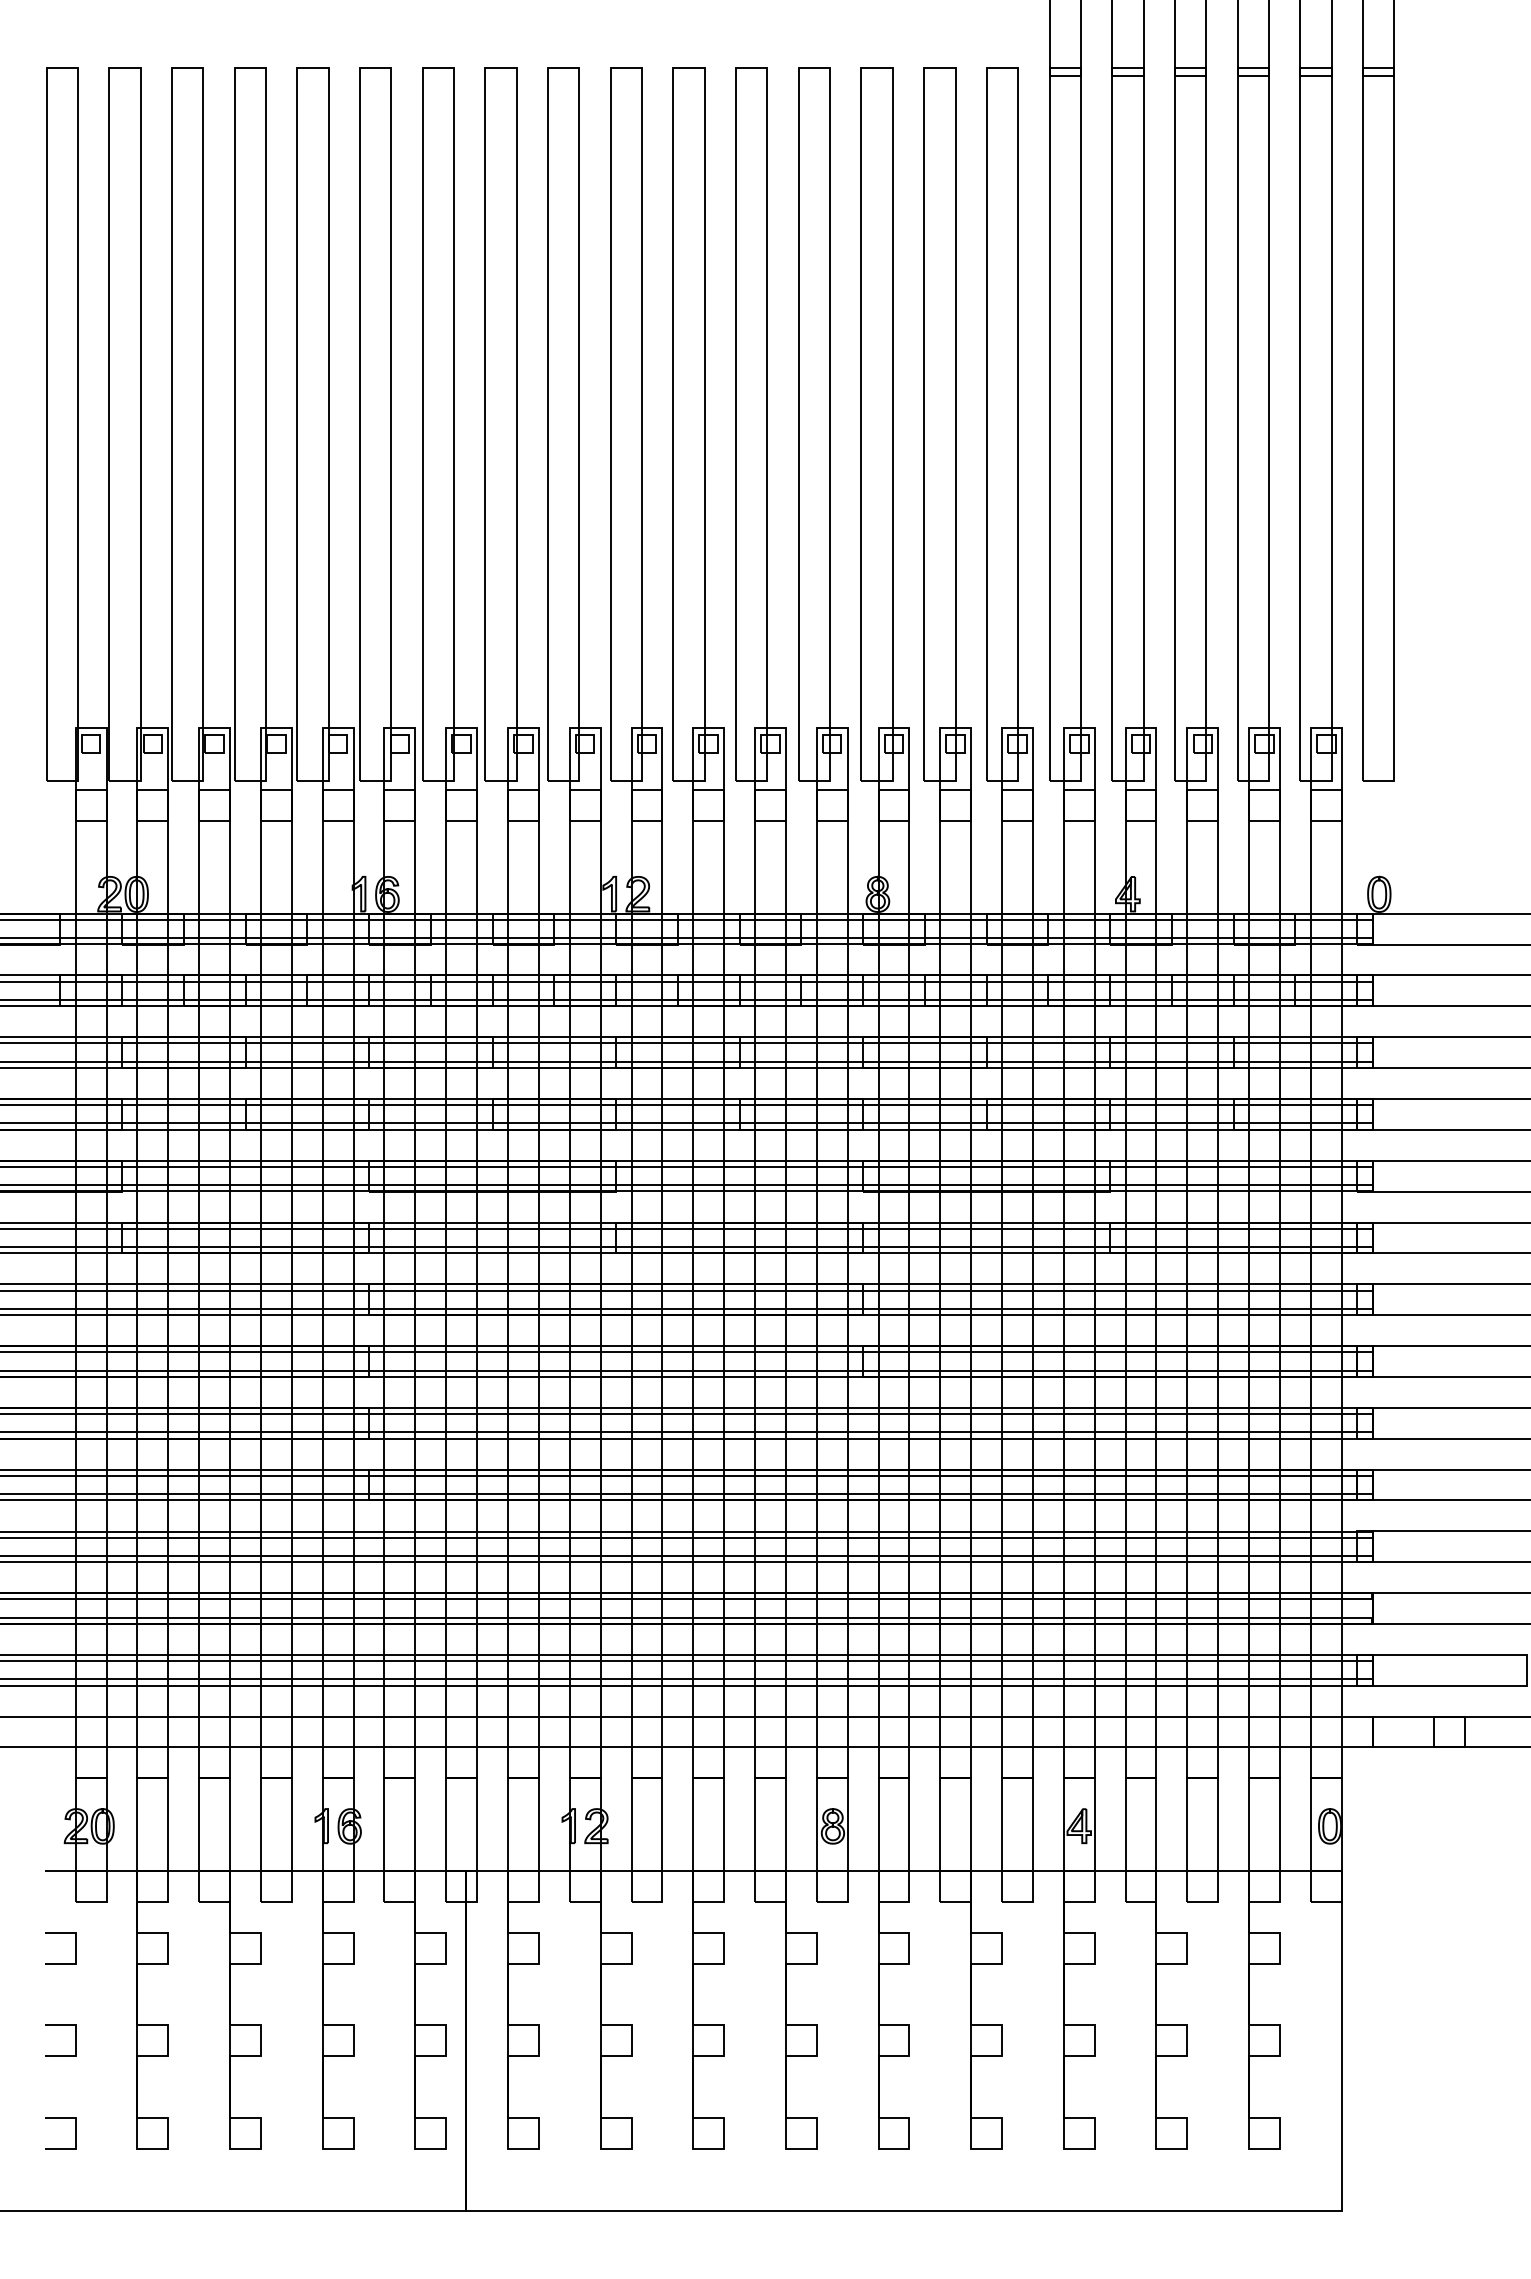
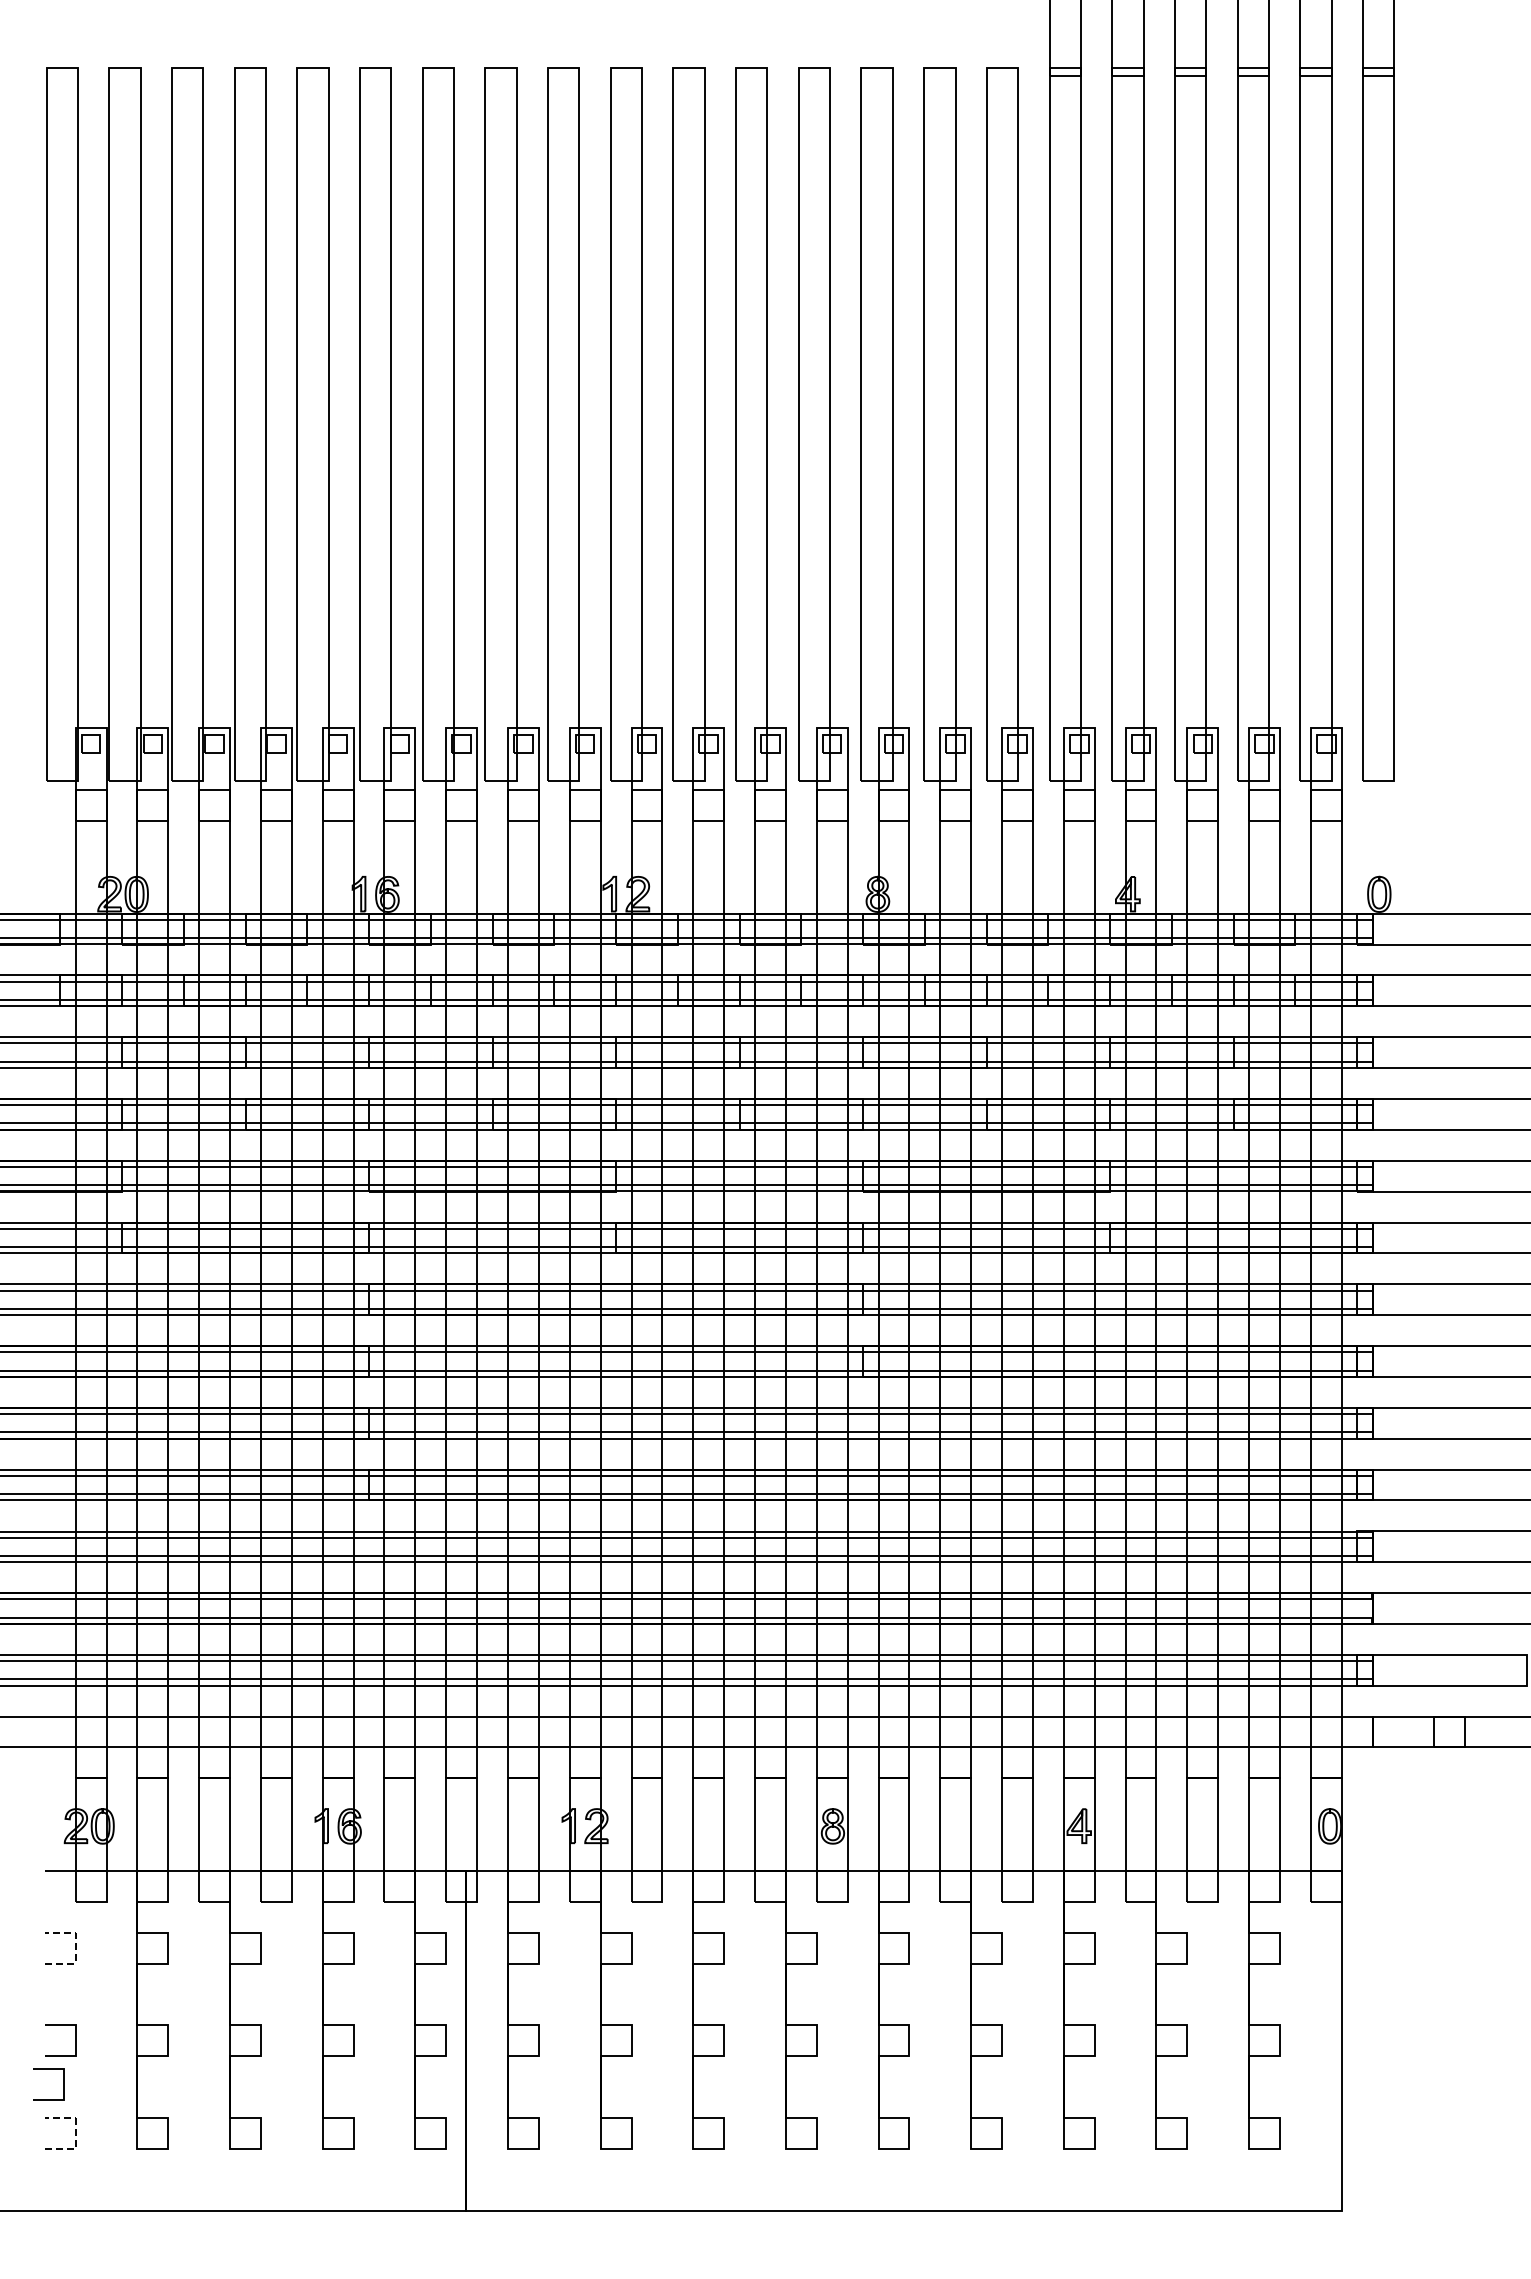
line: solid -> dashed (75, 1947)
line: none -> present (48, 2069)
line: solid -> dashed (75, 2132)
